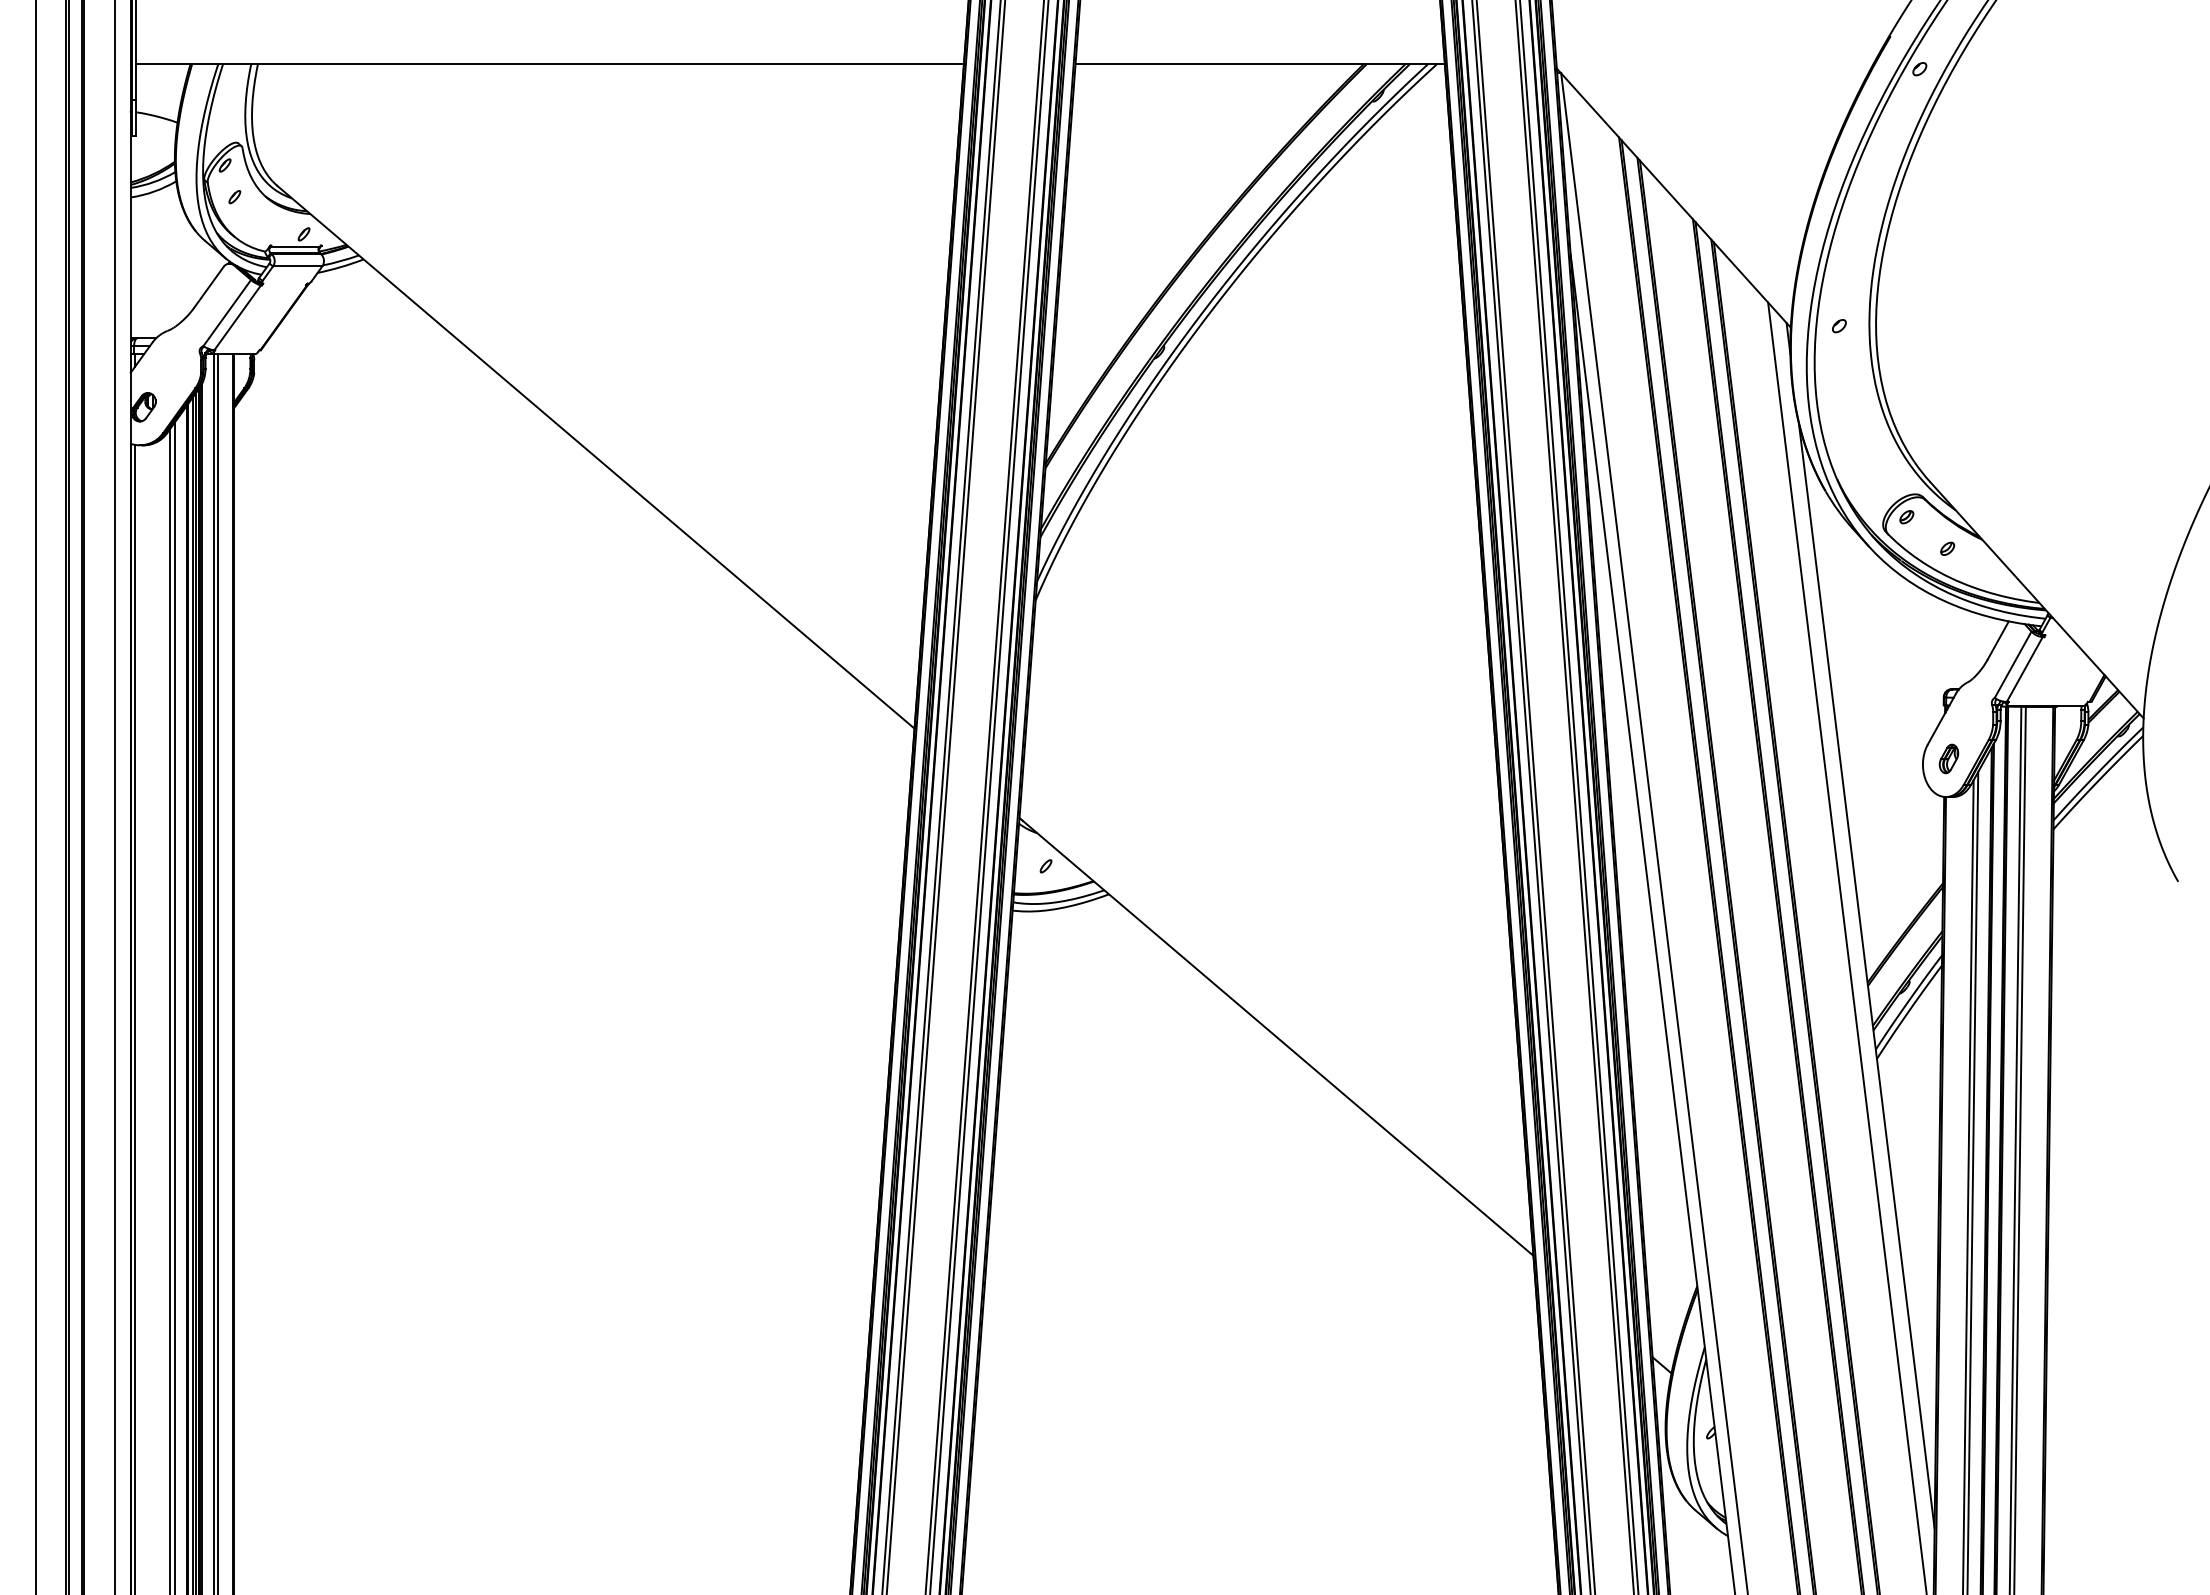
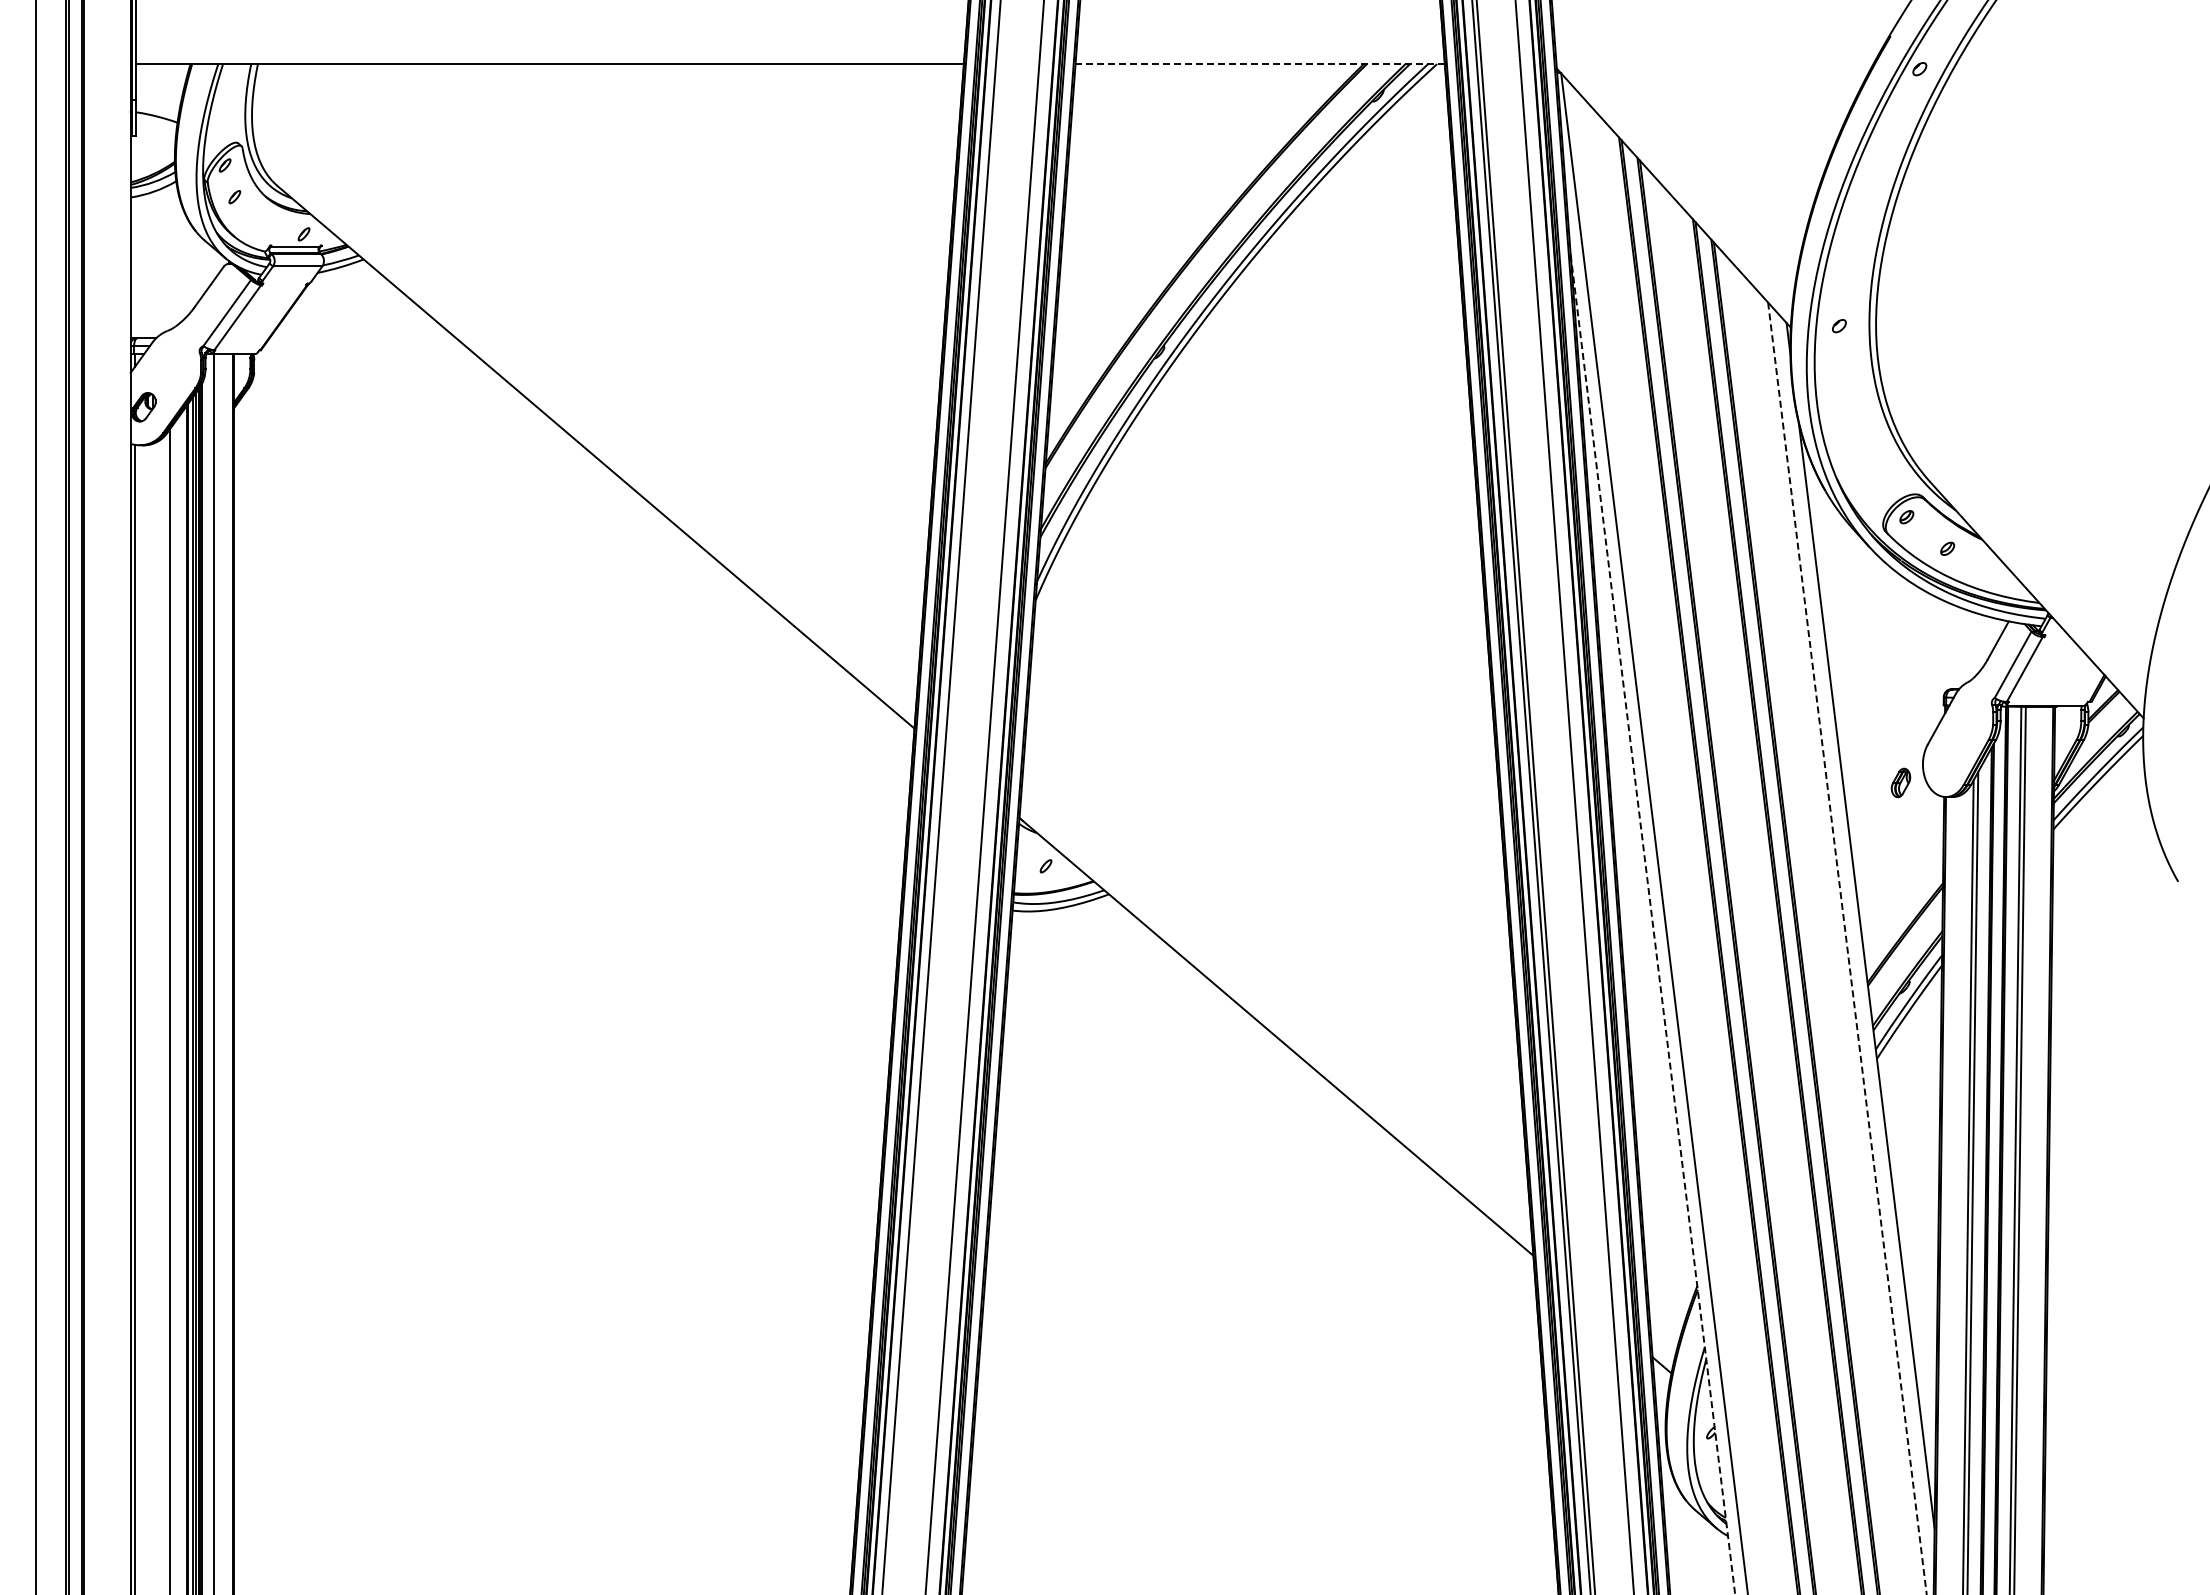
line: solid -> dashed (1260, 64)
part position: (1948, 758) -> (1900, 782) (1900, 782)
line: present -> none (114, 796)
line: present -> none (945, 796)
line: present -> none (989, 796)
line: present -> none (1579, 796)
line: solid -> dashed (1652, 924)
line: solid -> dashed (1847, 948)
line: present -> none (217, 972)
line: present -> none (175, 1006)
